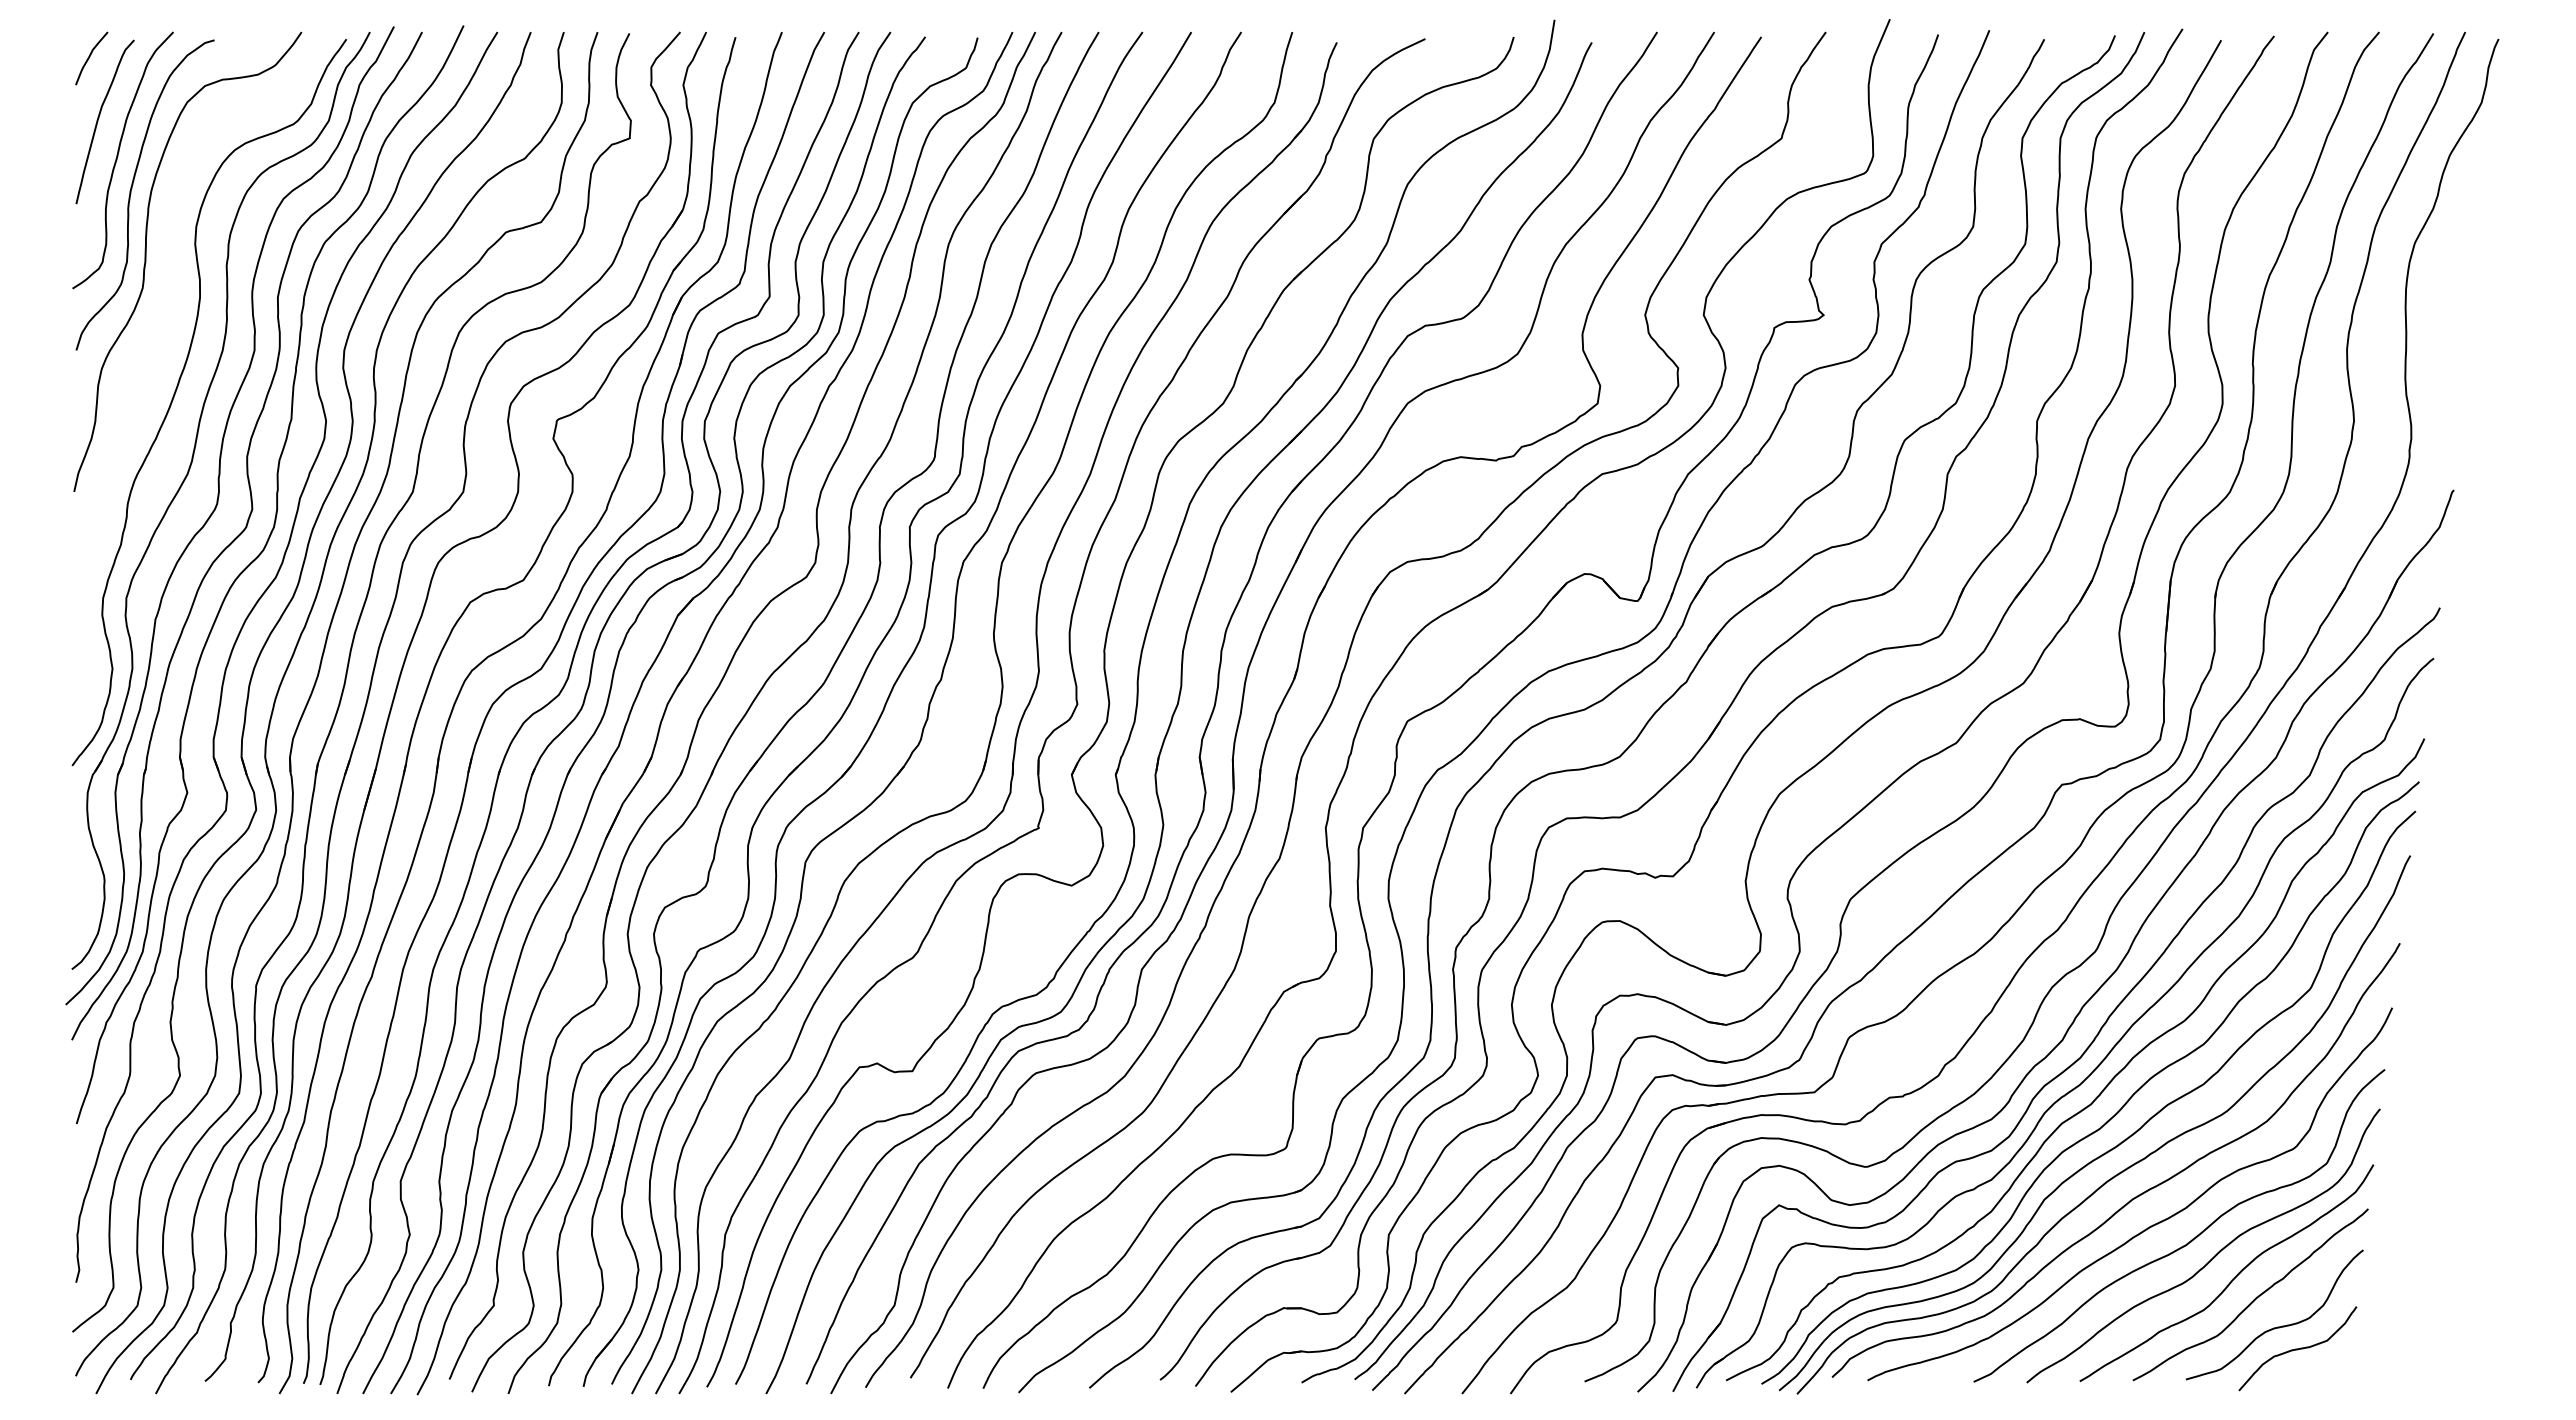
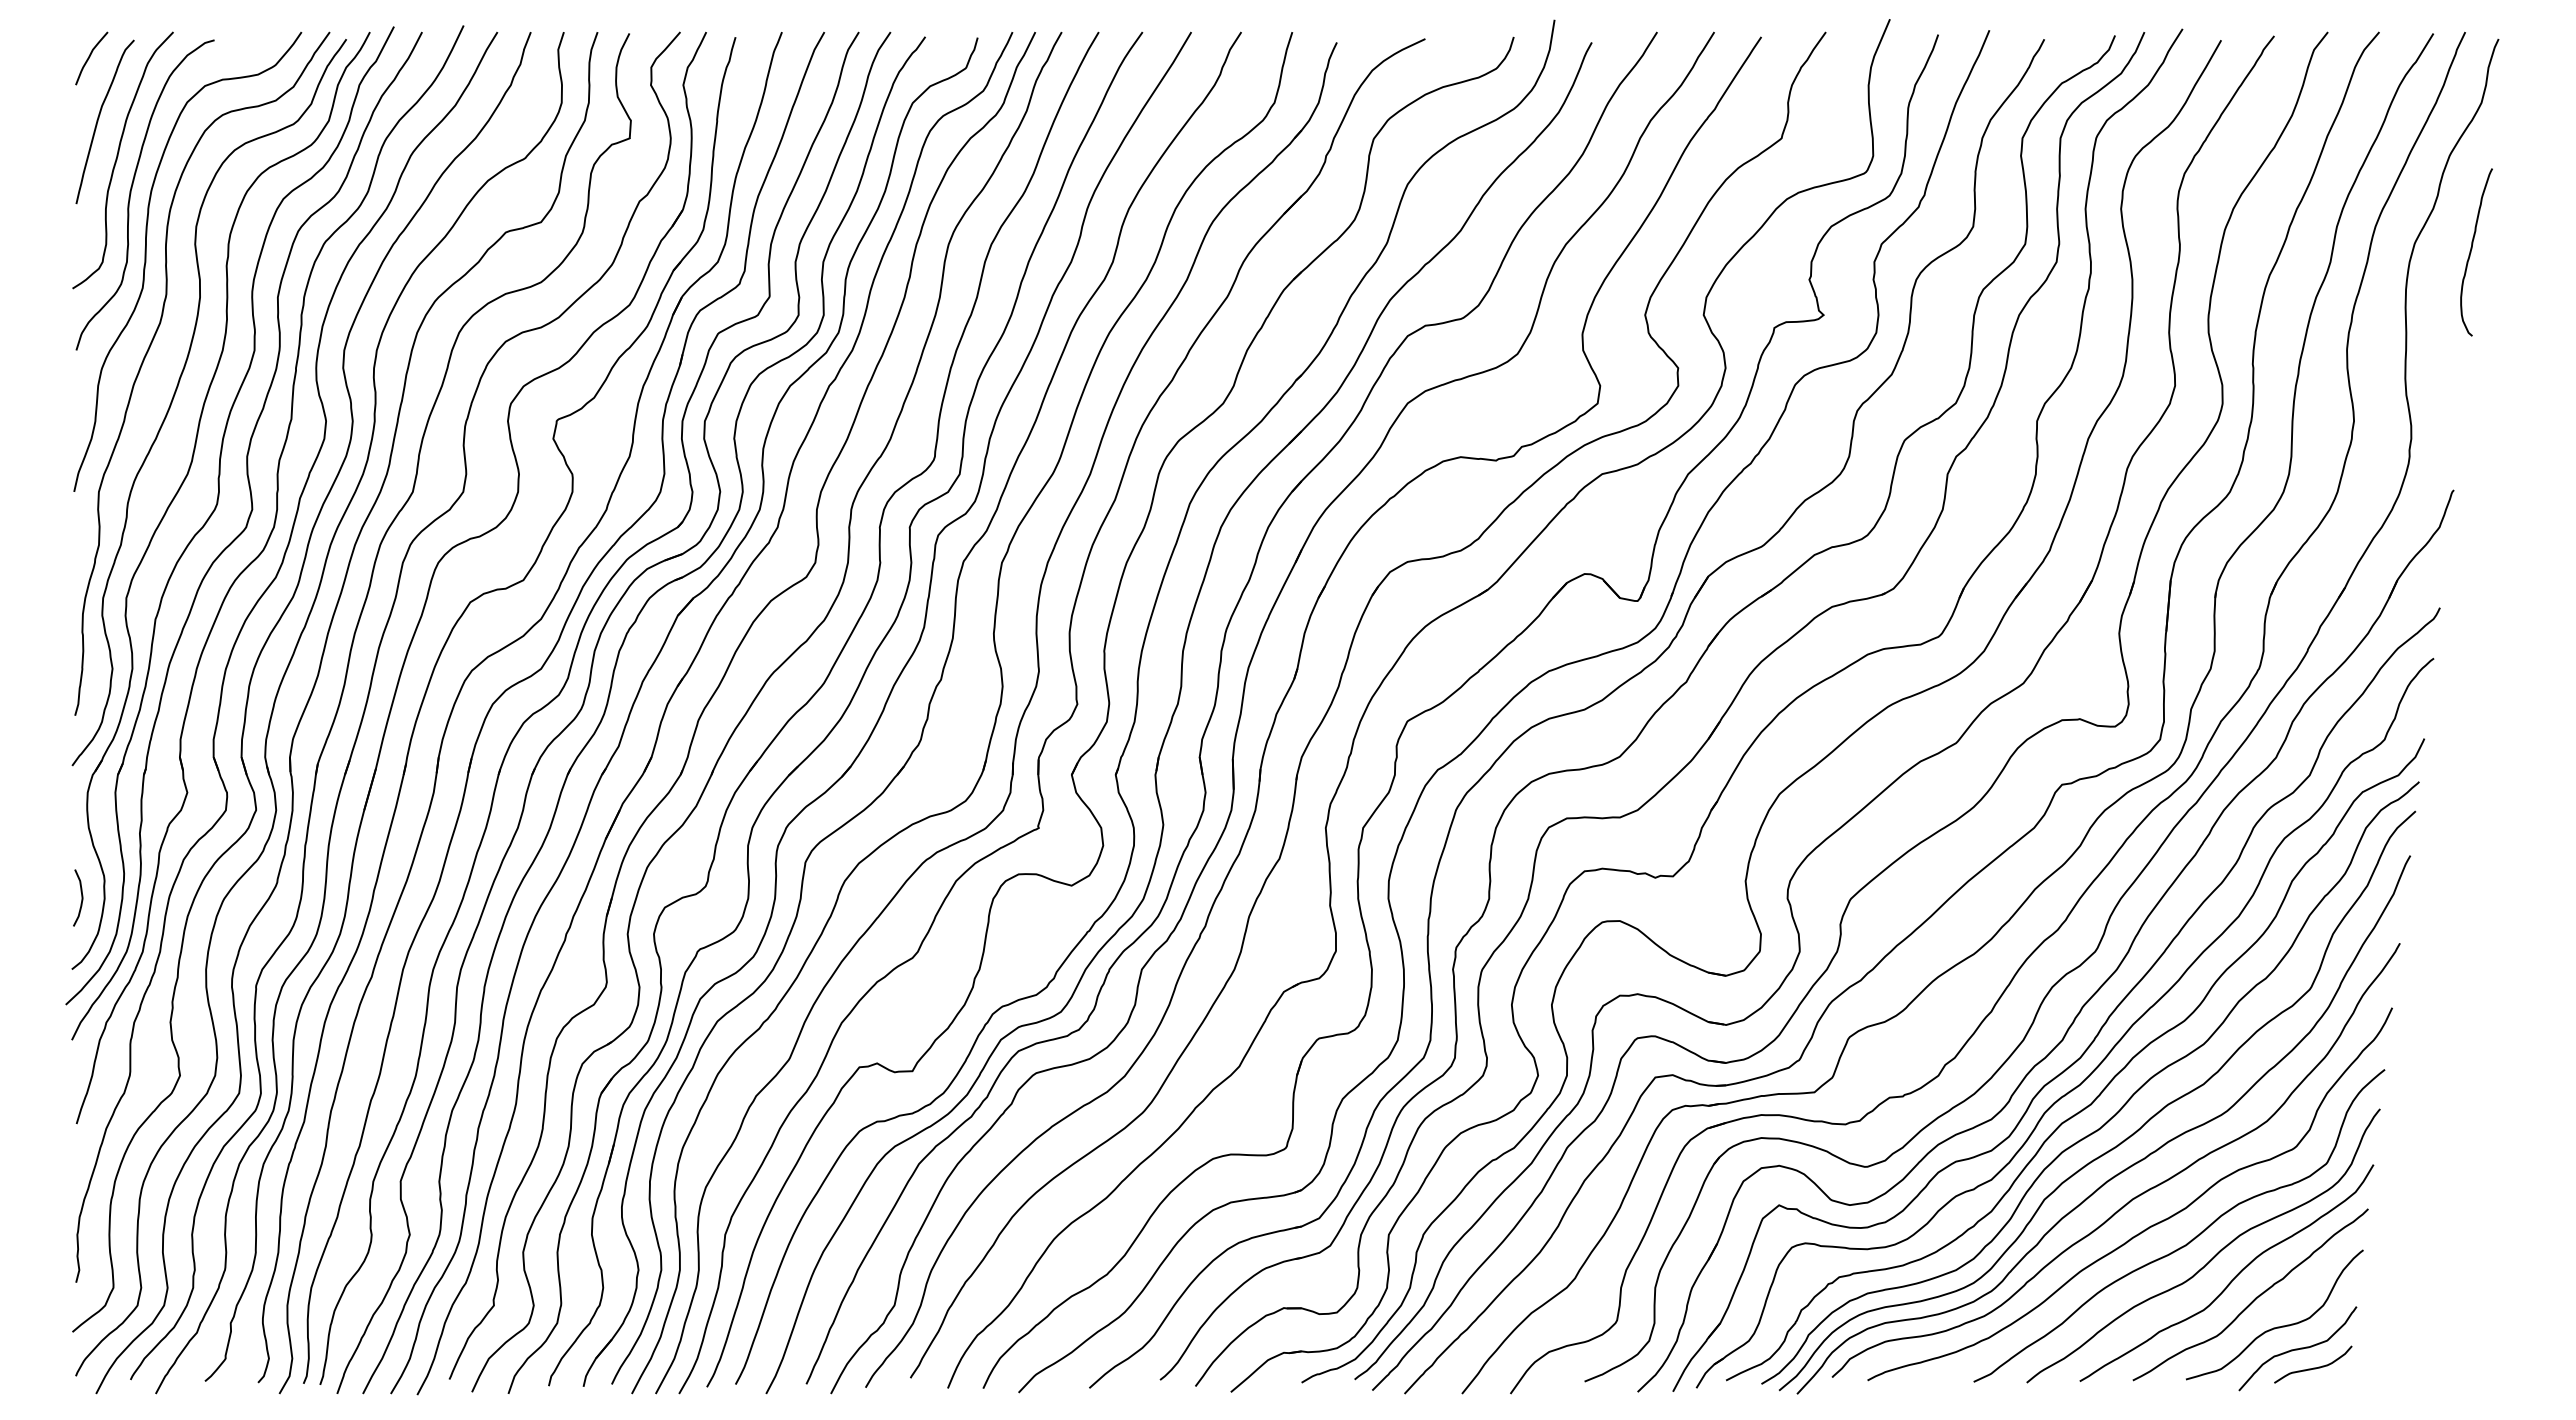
curve: none -> present (2472, 249)
curve: none -> present (148, 352)
curve: none -> present (81, 897)
curve: none -> present (2313, 1367)
